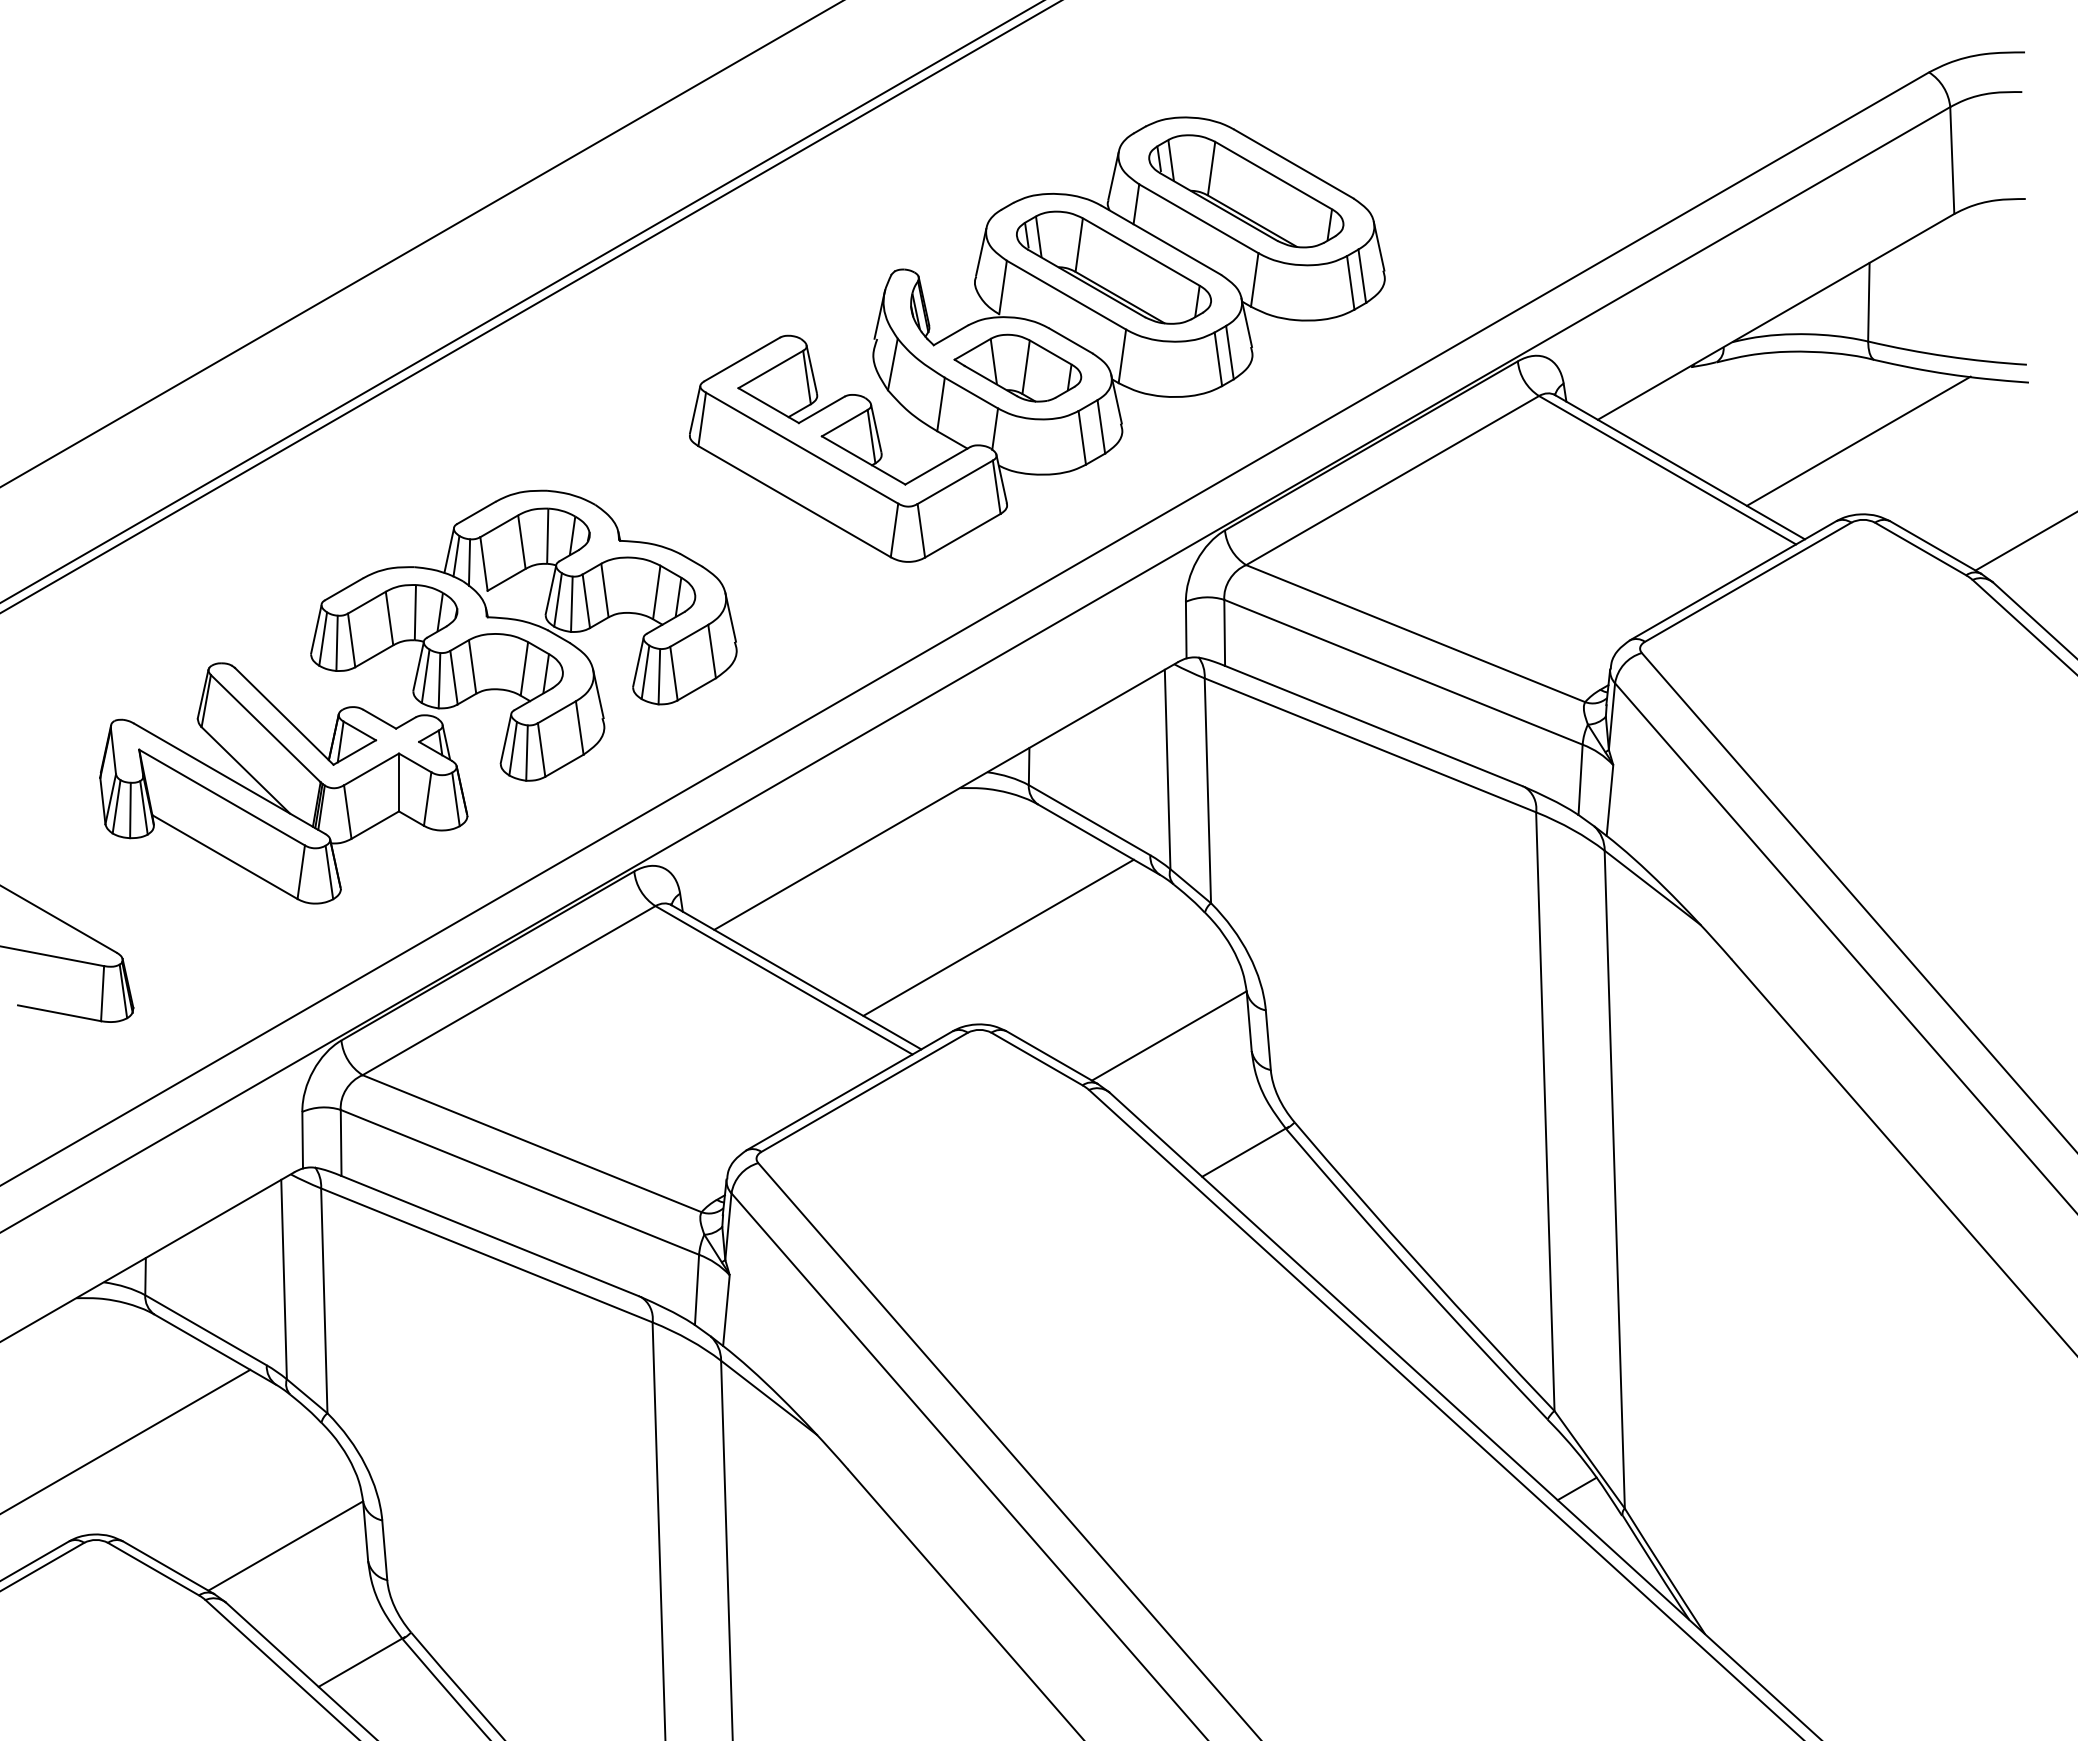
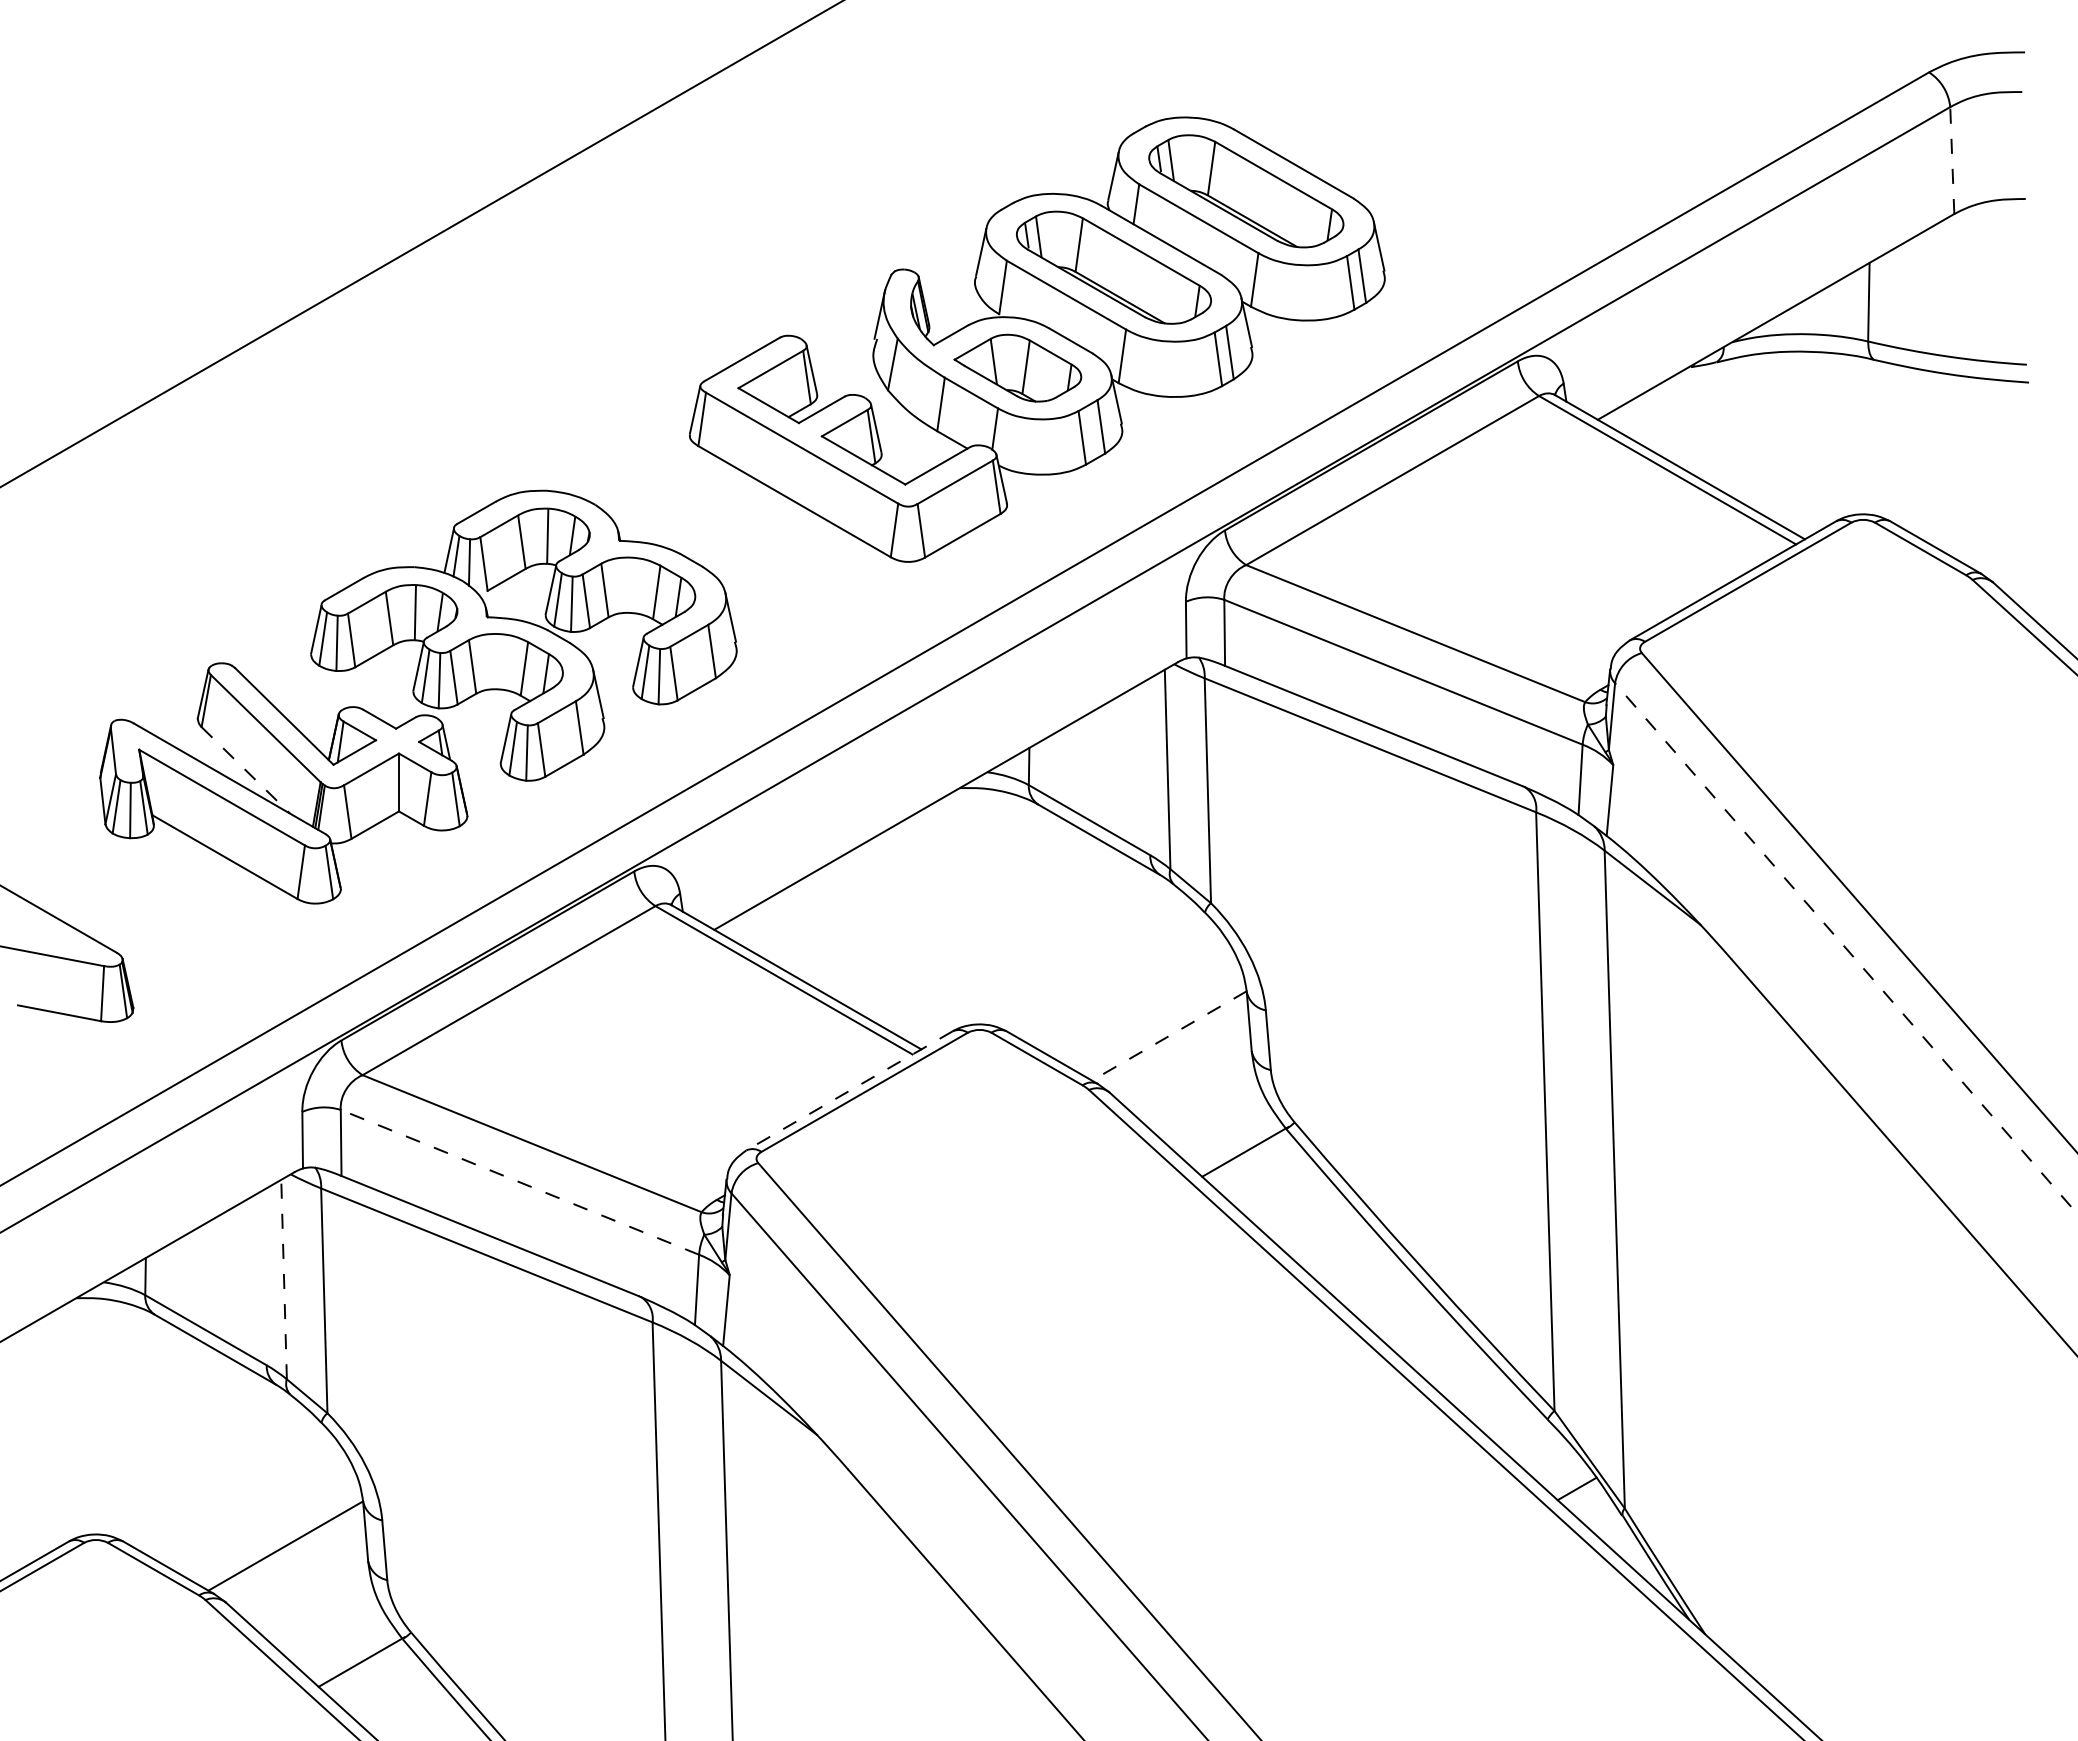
line: solid -> dashed (1952, 159)
line: present -> none (521, 301)
line: present -> none (530, 307)
line: present -> none (1858, 440)
line: present -> none (2024, 541)
line: solid -> dashed (245, 770)
line: present -> none (998, 937)
line: solid -> dashed (1846, 948)
line: solid -> dashed (1168, 1036)
line: solid -> dashed (849, 1091)
line: solid -> dashed (519, 1182)
line: solid -> dashed (284, 1279)
line: present -> none (126, 1440)
